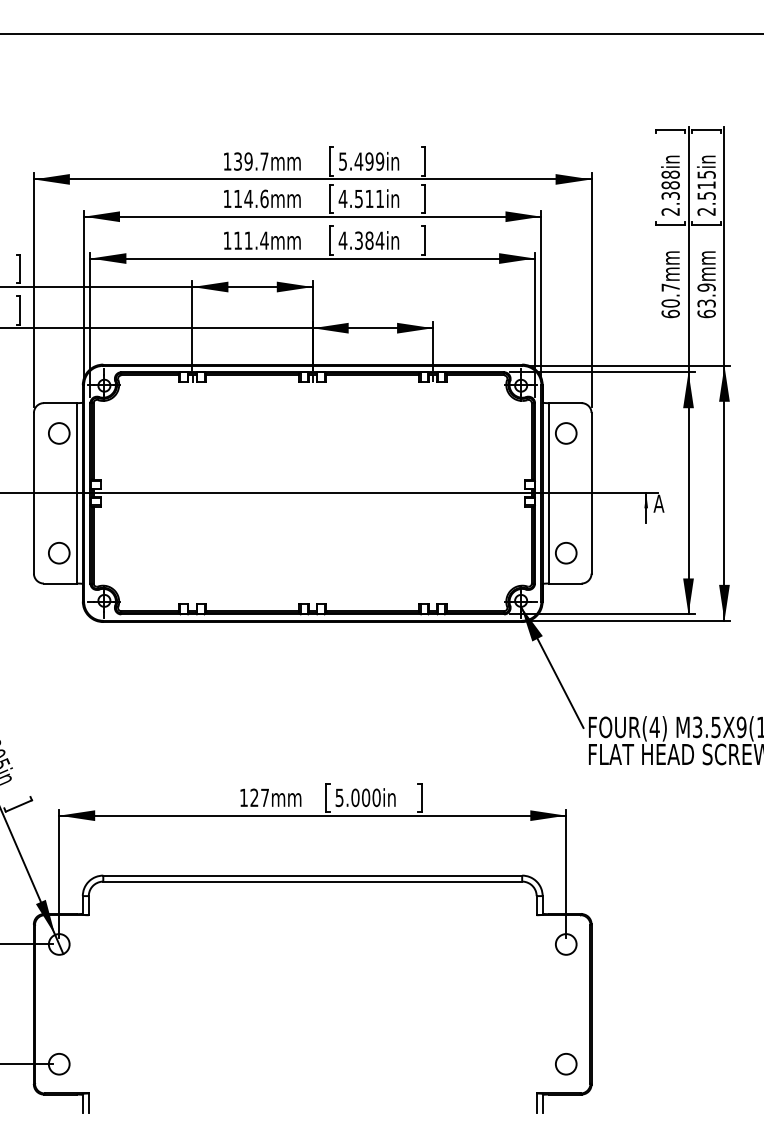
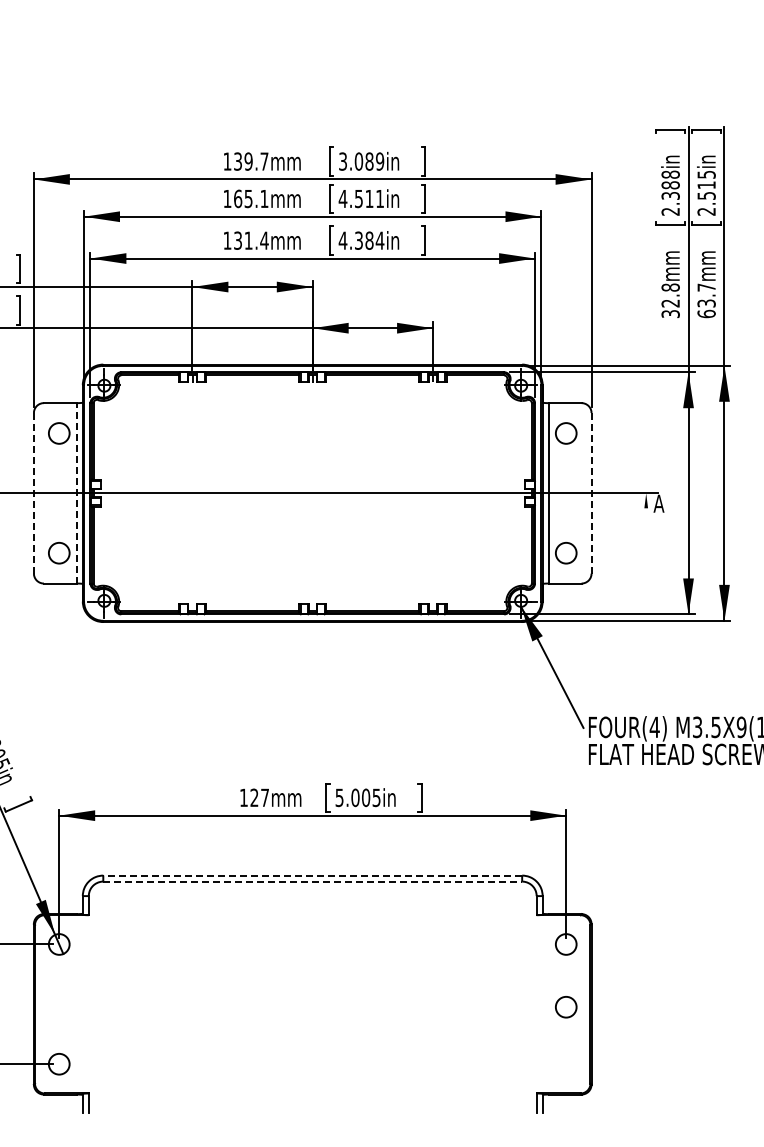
line: present -> none (381, 34)
text: 5.499in -> 3.089in (356, 161)
text: 114.6mm -> 165.1mm (251, 198)
text: 111.4mm -> 131.4mm (237, 240)
text: 63.9mm -> 63.7mm (706, 287)
text: 60.7mm -> 32.8mm (670, 300)
line: solid -> dashed (33, 492)
line: solid -> dashed (76, 492)
line: solid -> dashed (591, 493)
line: present -> none (646, 508)
text: 5.000in -> 5.005in (376, 797)
line: solid -> dashed (312, 875)
line: solid -> dashed (313, 881)
circle position: (566, 1064) -> (566, 1007) (566, 1007)
